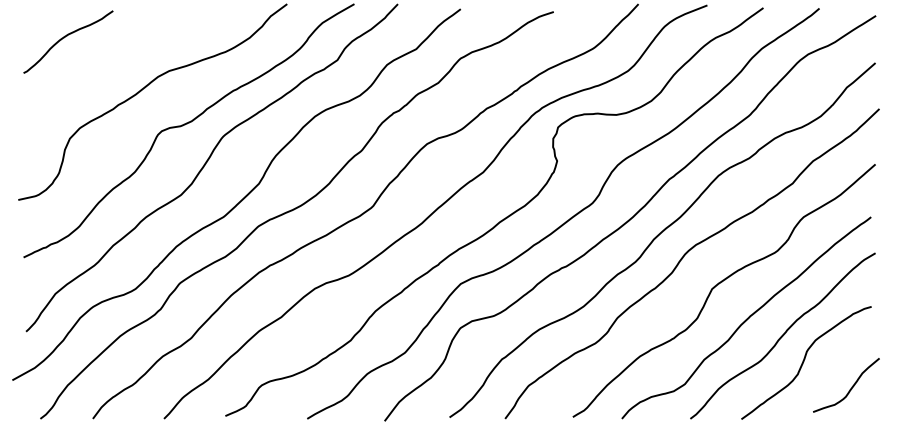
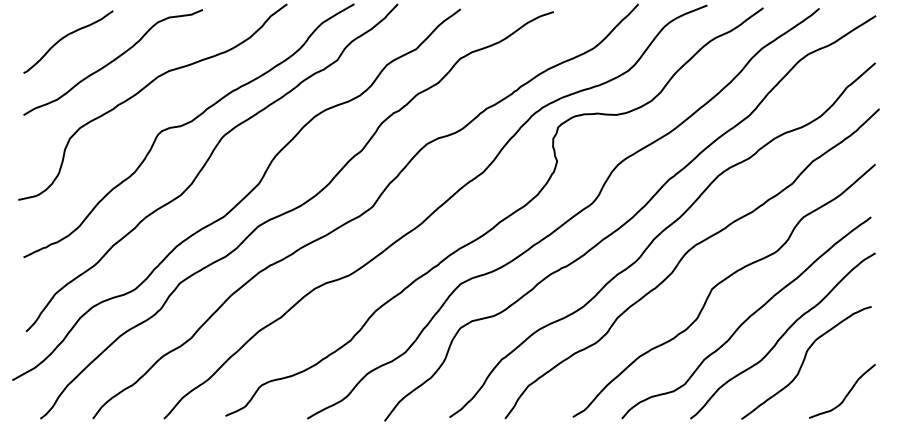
curve: none -> present (113, 61)
curve position: (850, 388) -> (846, 394) (846, 394)
